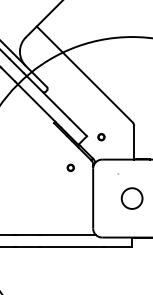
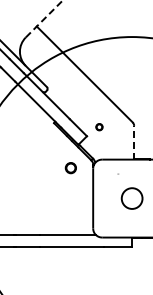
line: solid -> dashed (44, 18)
part position: (101, 137) -> (99, 127) (99, 127)
line: solid -> dashed (134, 142)
part size: 9x9 px -> 13x13 px (70, 168)
